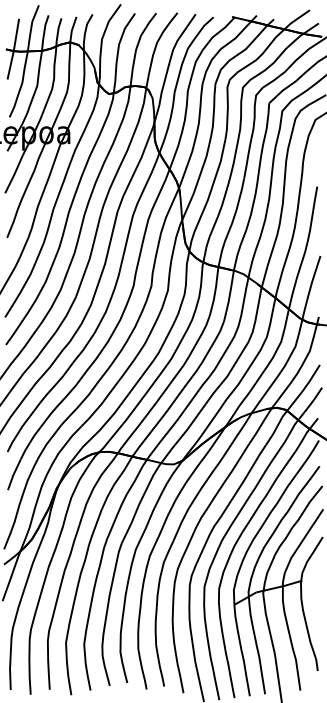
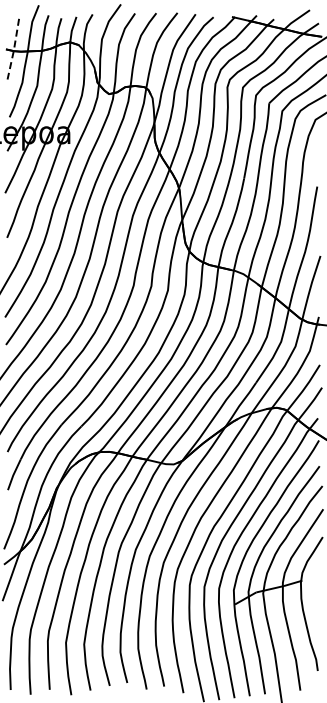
line: solid -> dashed (13, 50)
